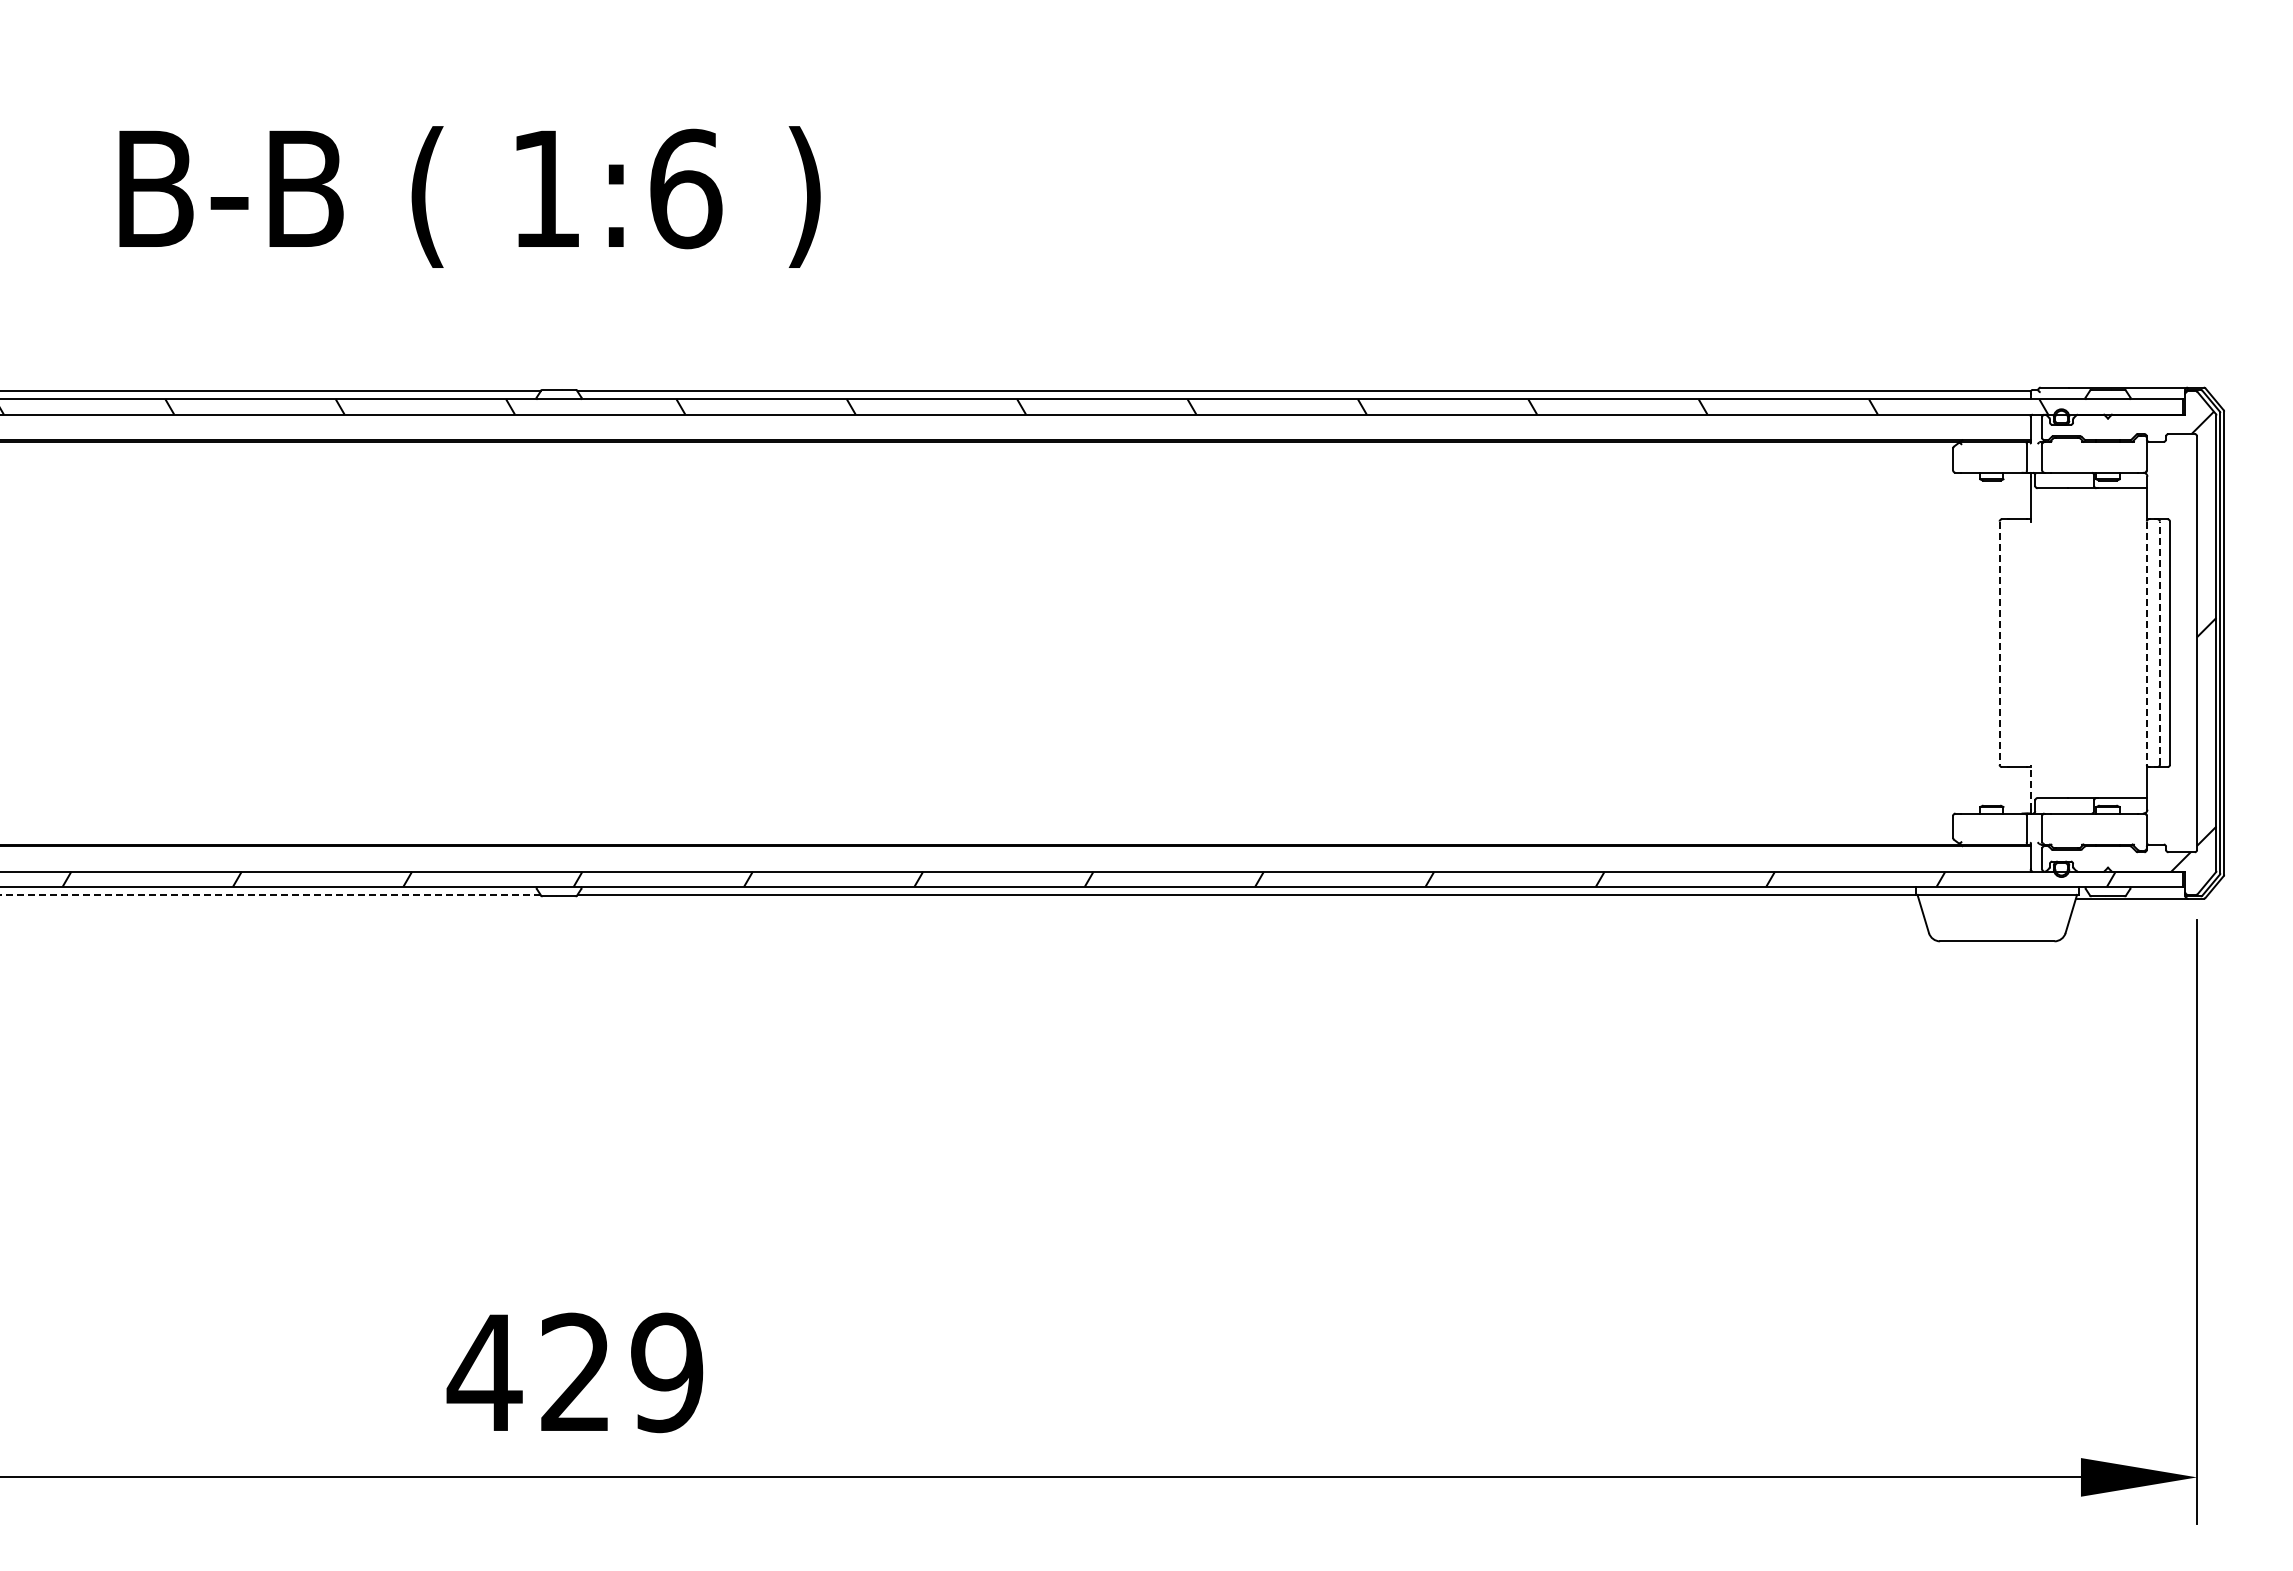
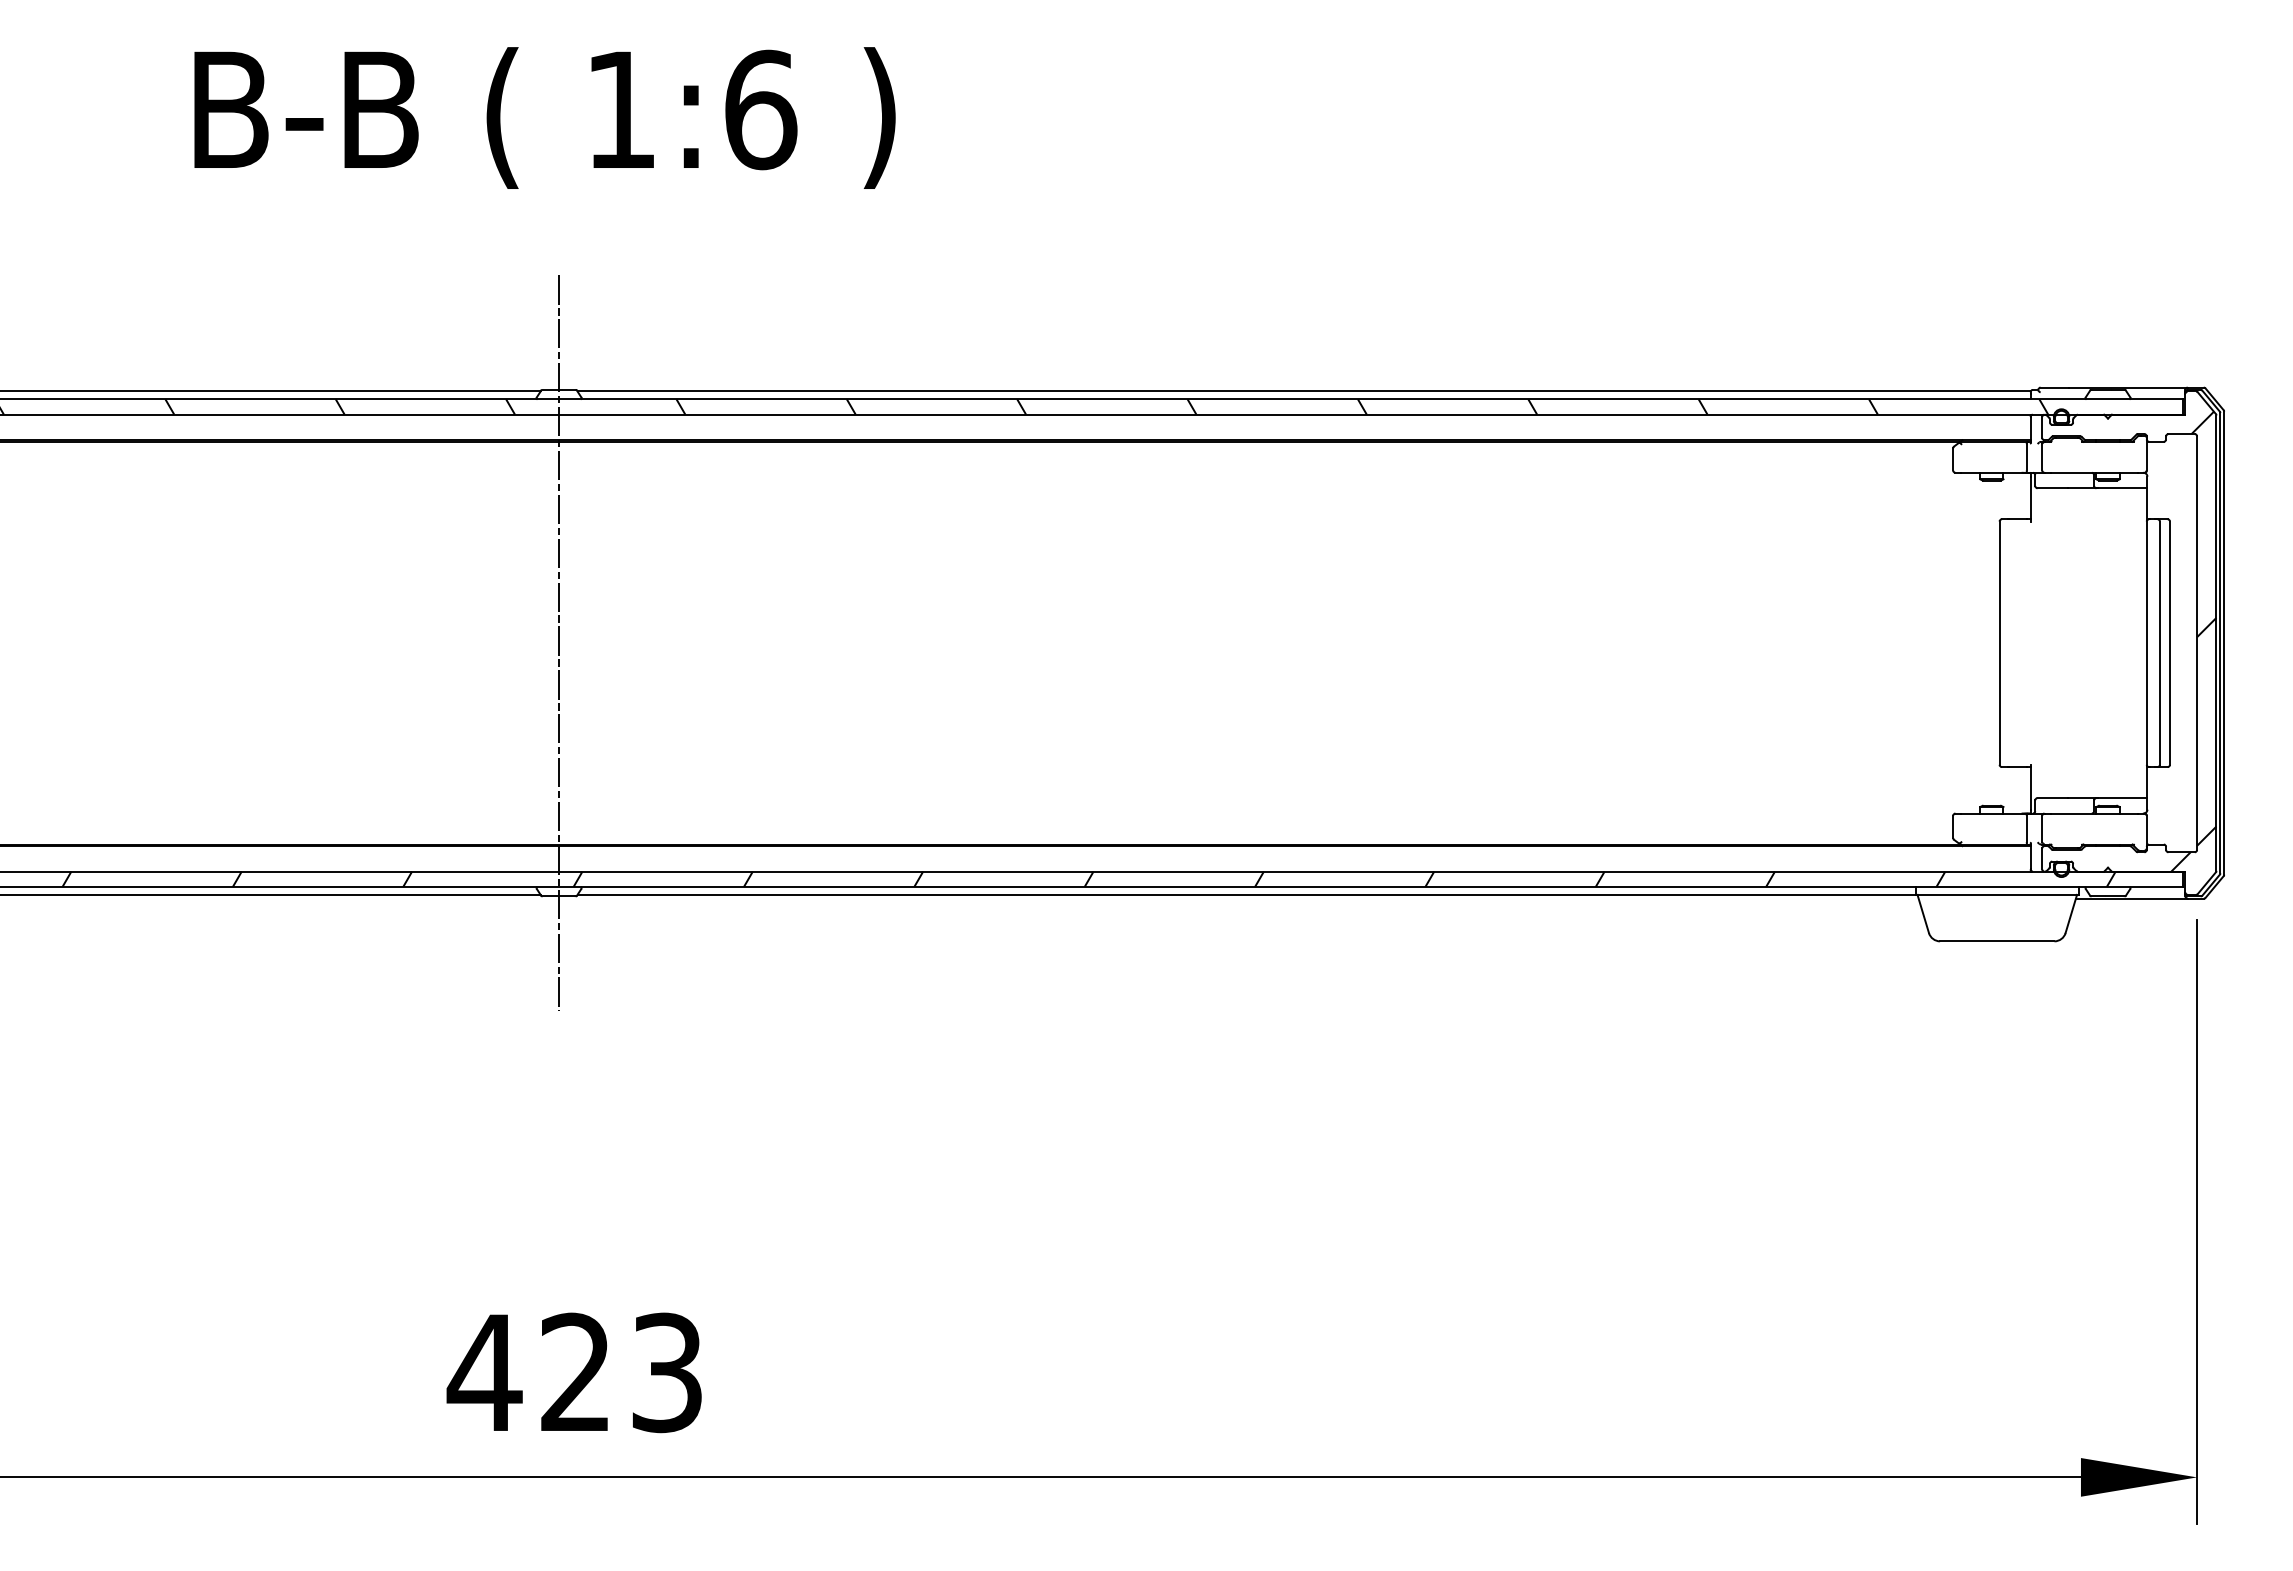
text position: (469, 196) -> (544, 117) (544, 117)
line: none -> present (559, 643)
line: dashed -> solid (1999, 643)
line: dashed -> solid (2146, 643)
line: dashed -> solid (2159, 643)
line: dashed -> solid (2030, 786)
line: dashed -> solid (270, 894)
text: 429 -> 423 (667, 1372)
